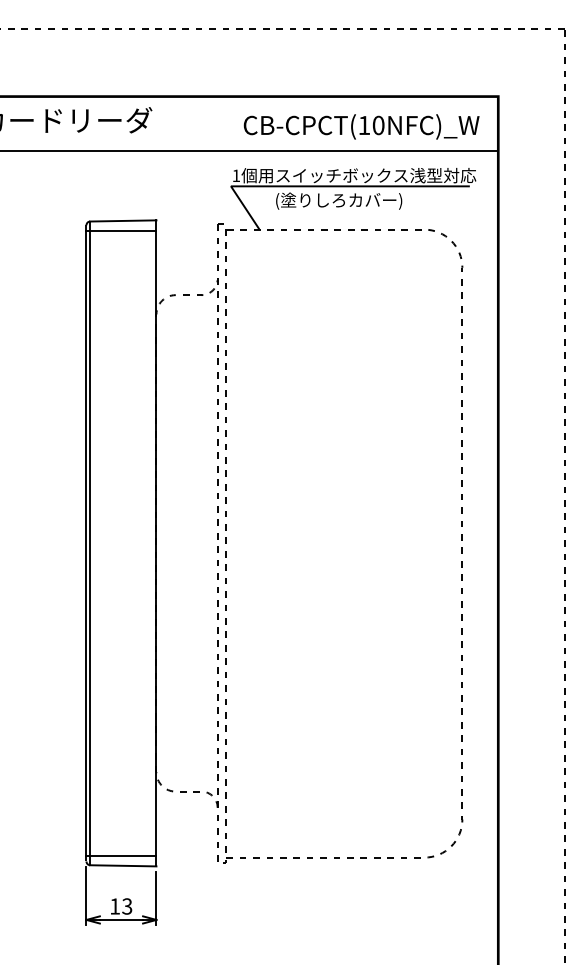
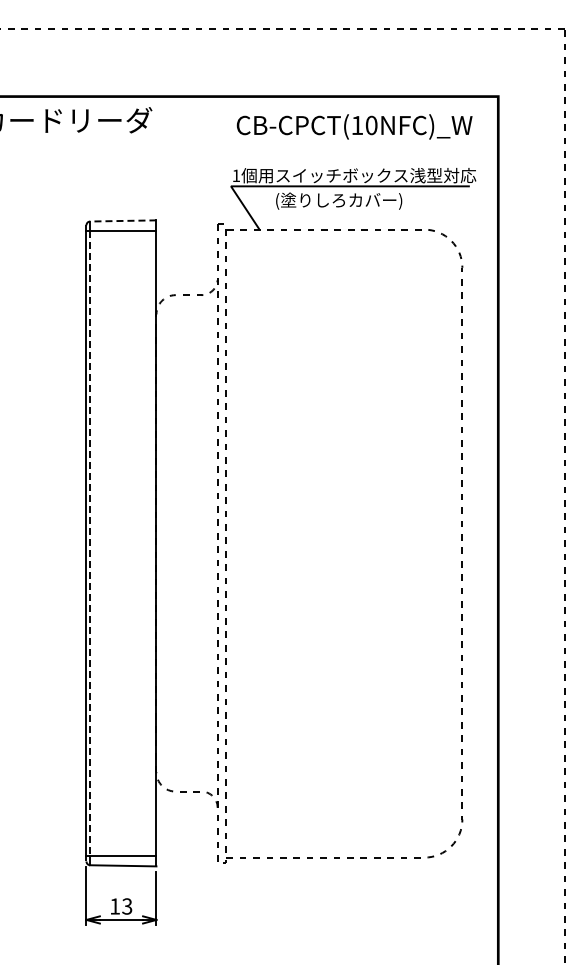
text position: (361, 126) -> (354, 126) (354, 126)
line: present -> none (250, 150)
line: solid -> dashed (122, 220)
line: solid -> dashed (90, 543)
